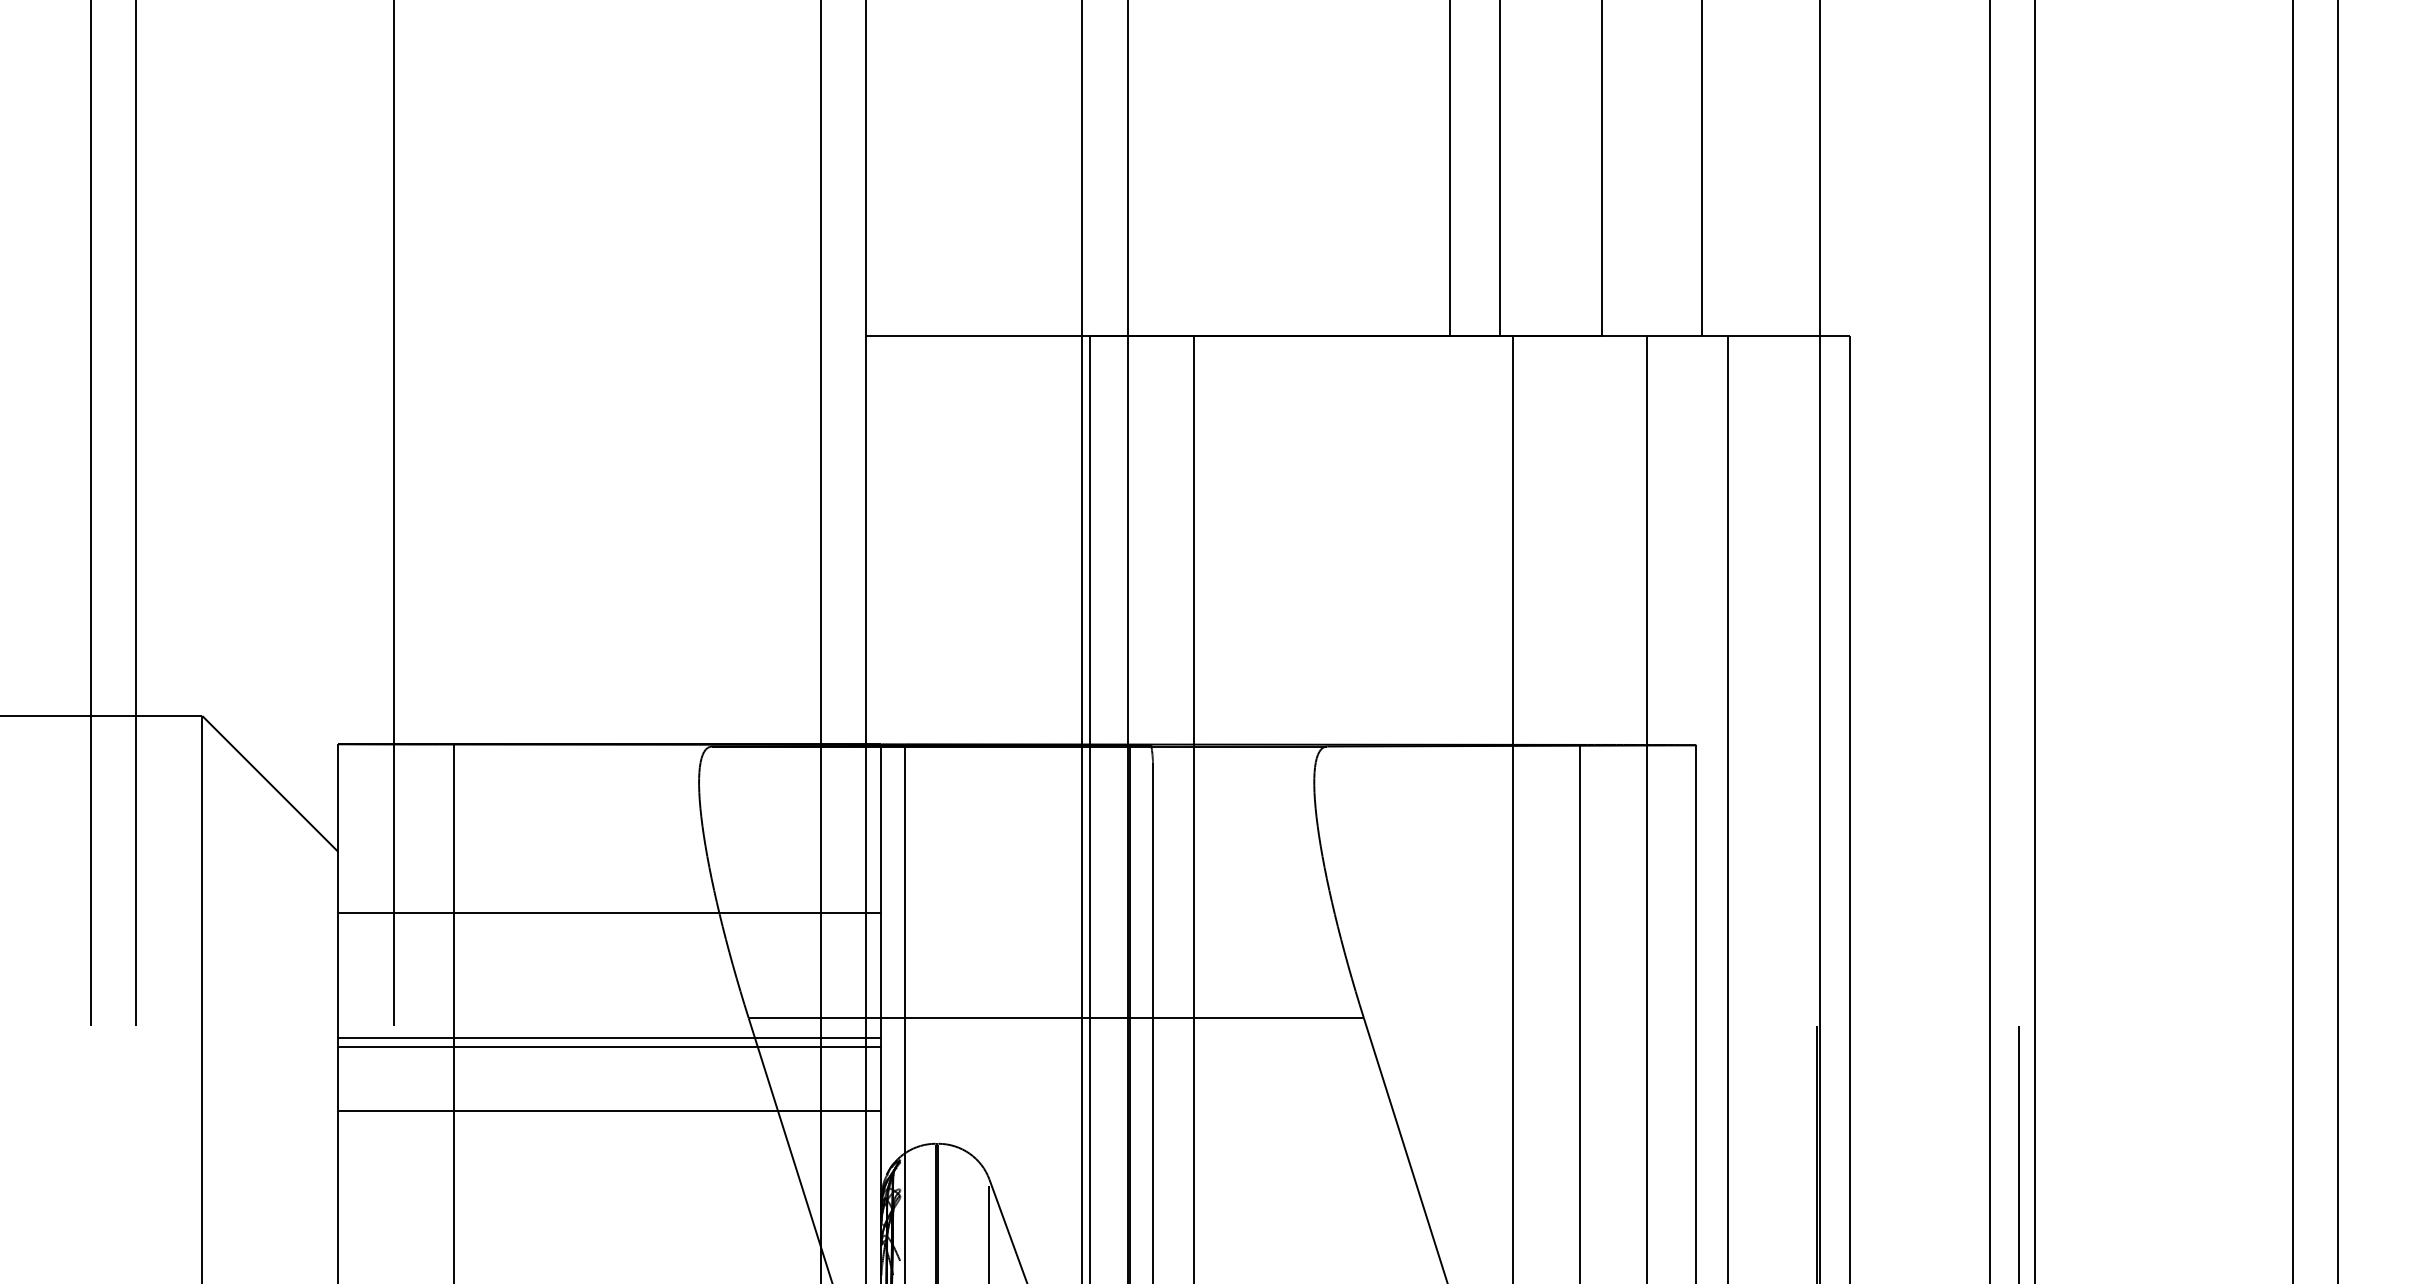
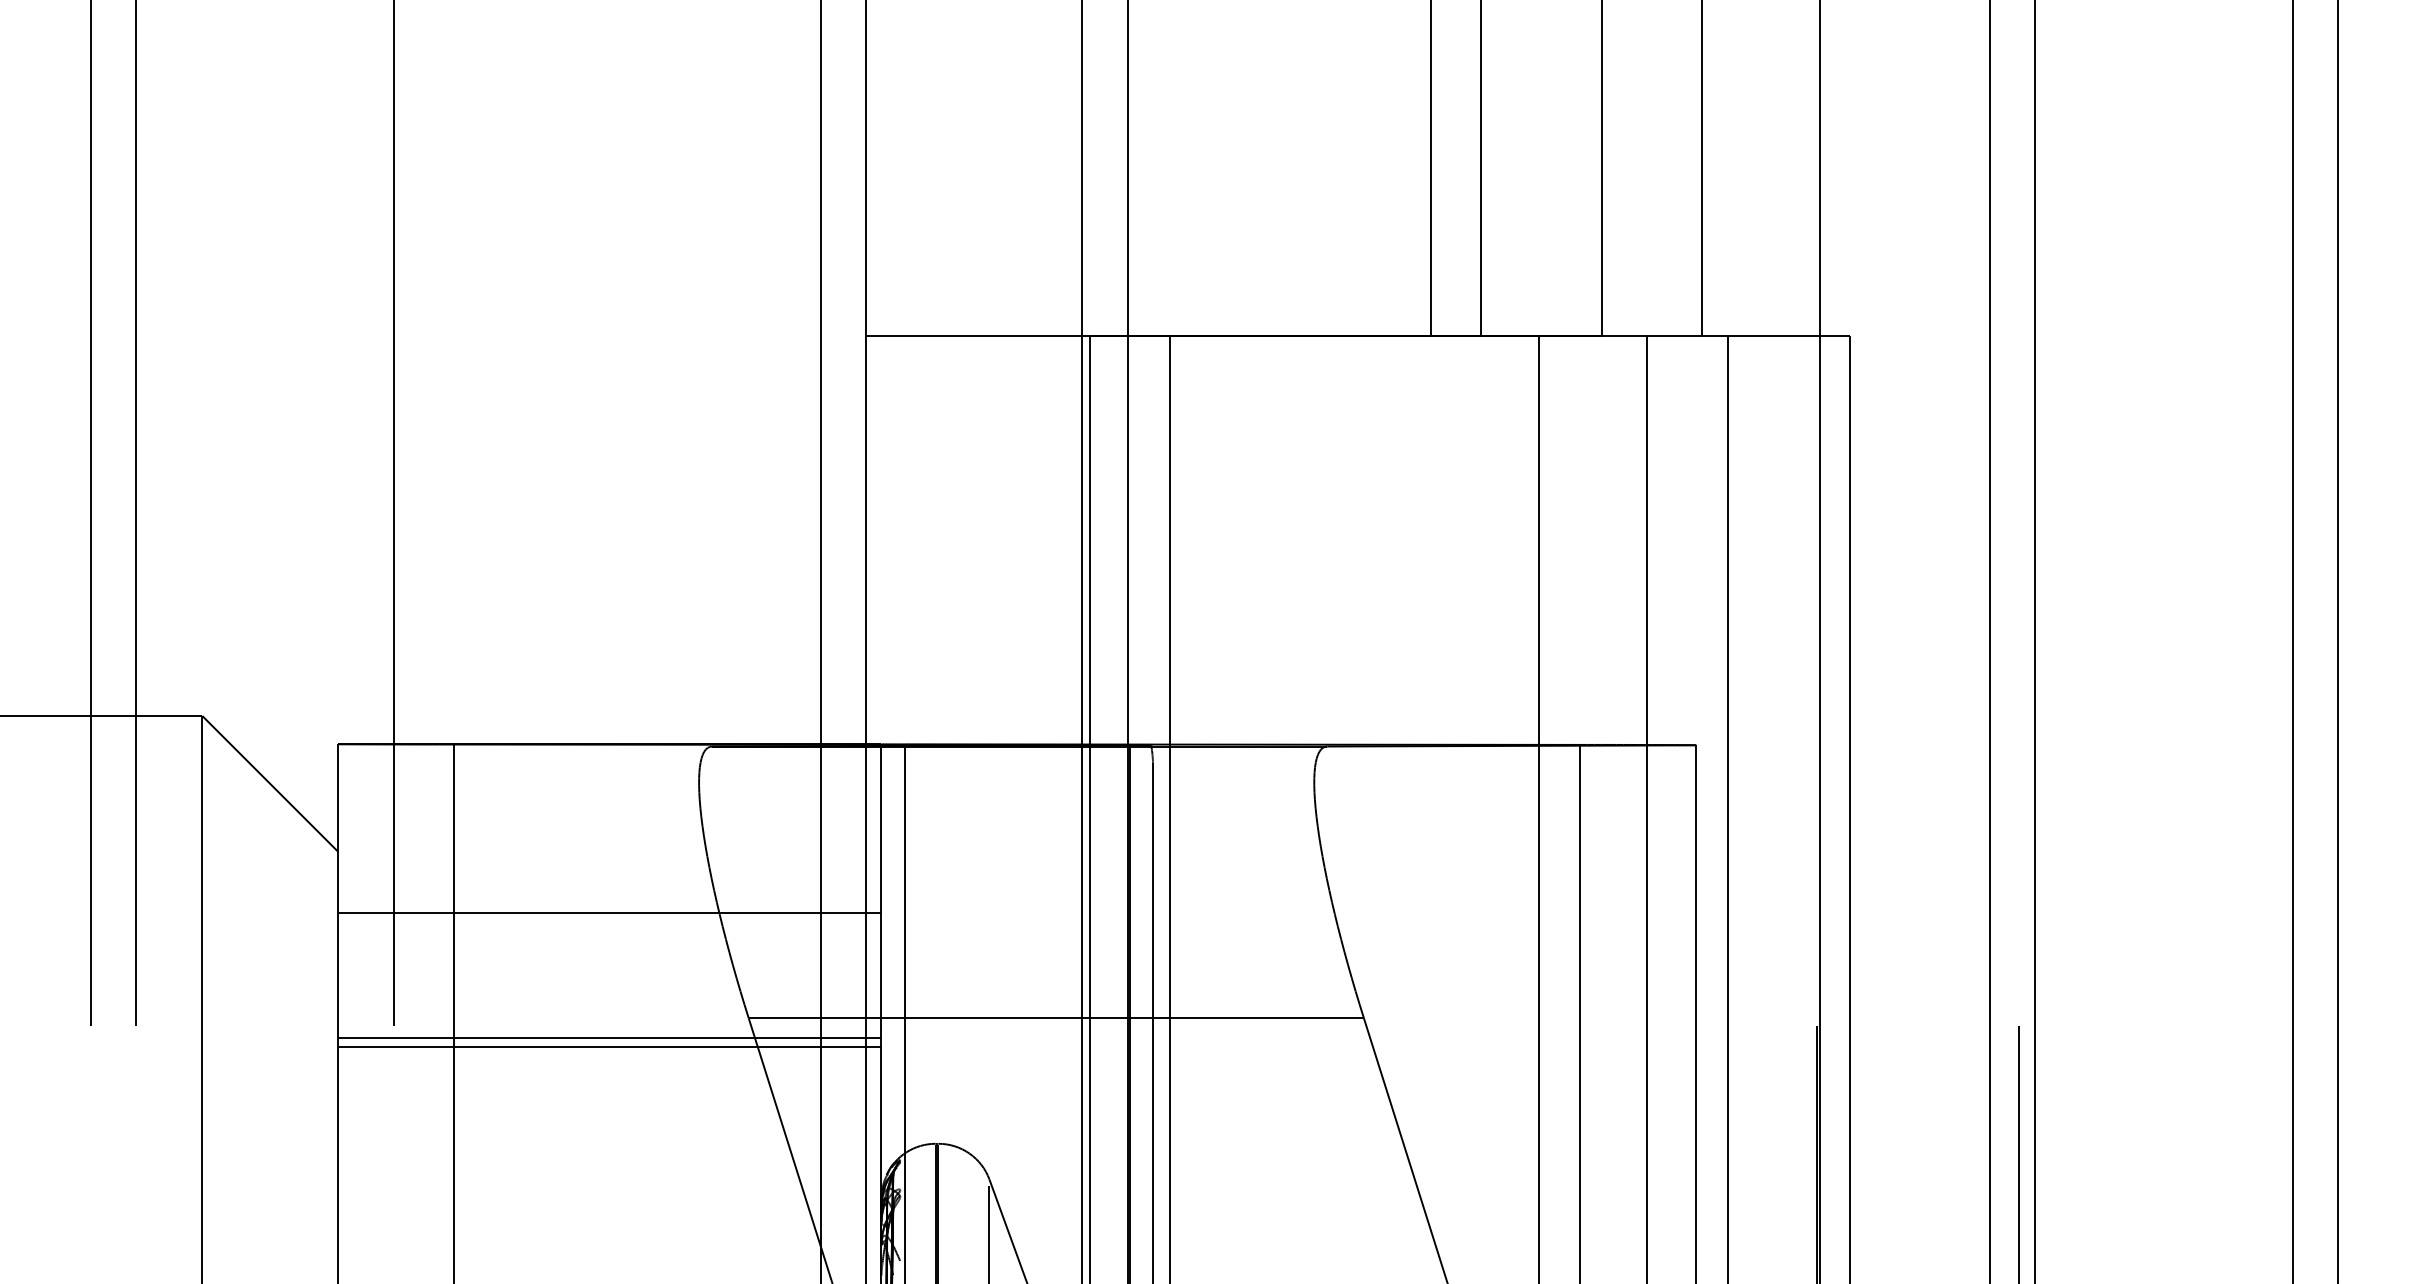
line position: (1449, 168) -> (1430, 168) (1430, 168)
line position: (1499, 168) -> (1480, 168) (1480, 168)
line position: (1193, 807) -> (1169, 807) (1169, 807)
line position: (1512, 807) -> (1538, 807) (1538, 807)
line: present -> none (609, 1110)
